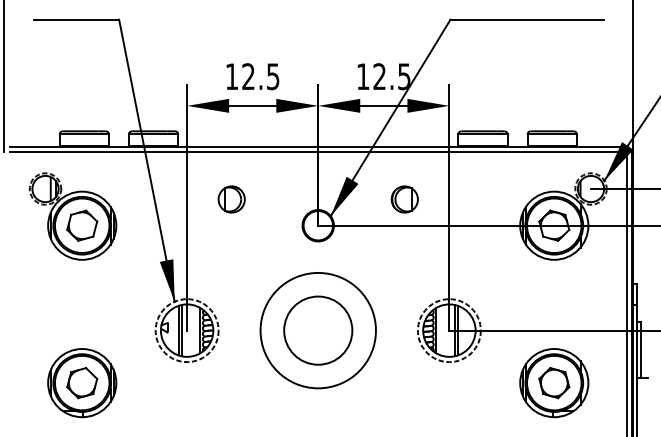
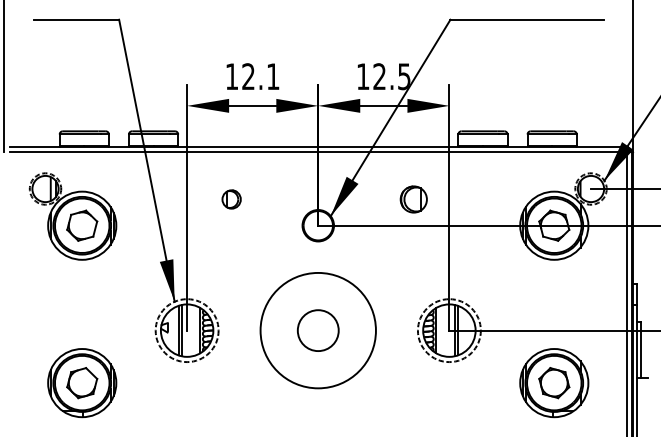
text: 12.5 -> 12.1 (273, 76)
part size: 29x29 px -> 21x21 px (231, 199)
part position: (404, 199) -> (413, 199) (413, 199)
circle diameter: 68 px -> 41 px (317, 330)
